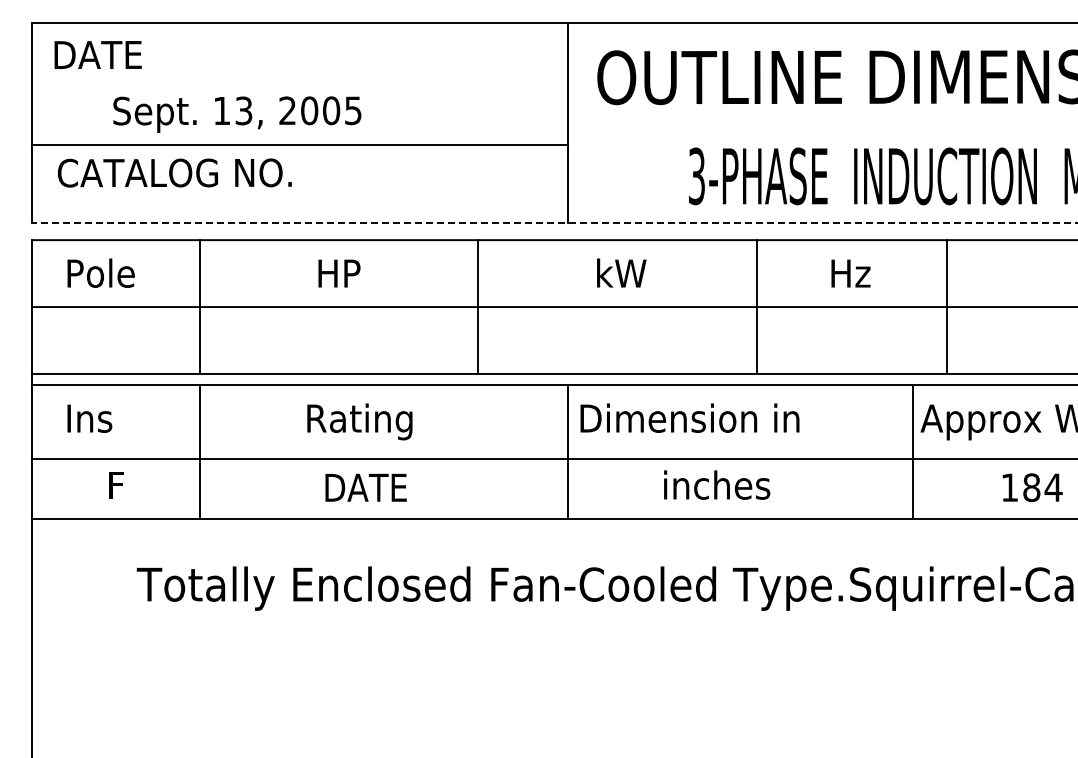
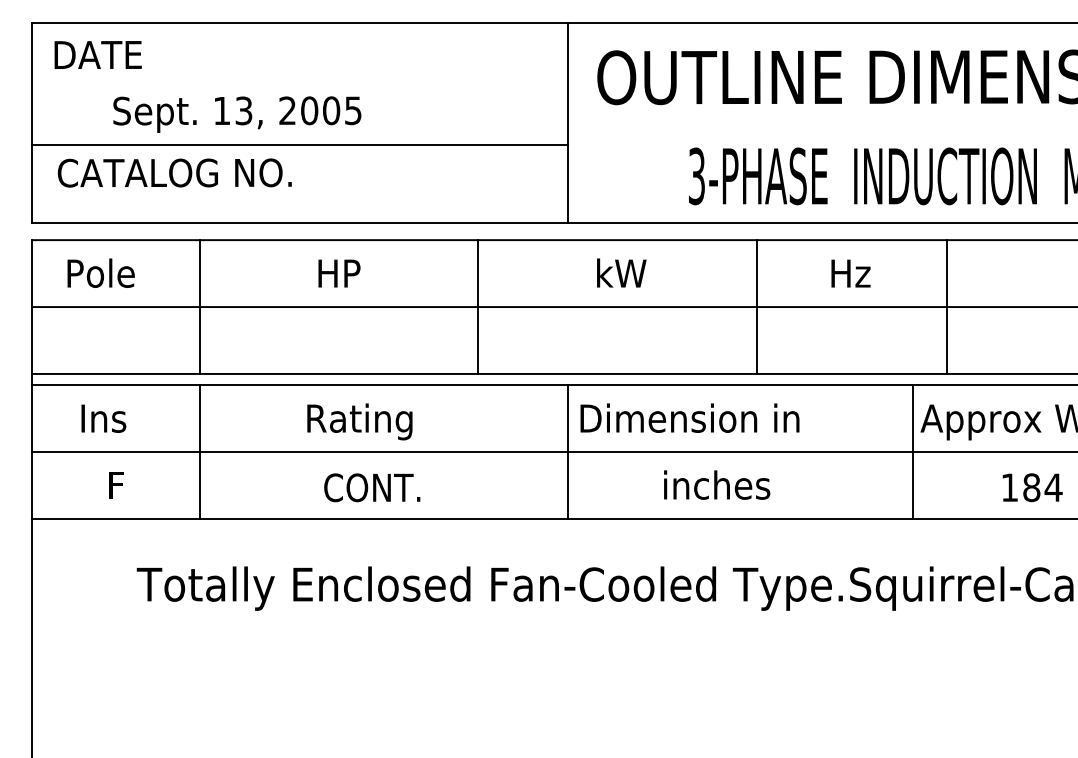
line: dashed -> solid (554, 223)
text position: (89, 418) -> (103, 418) (103, 418)
line position: (553, 459) -> (553, 452) (553, 452)
text: DATE -> CONT. (372, 487)
